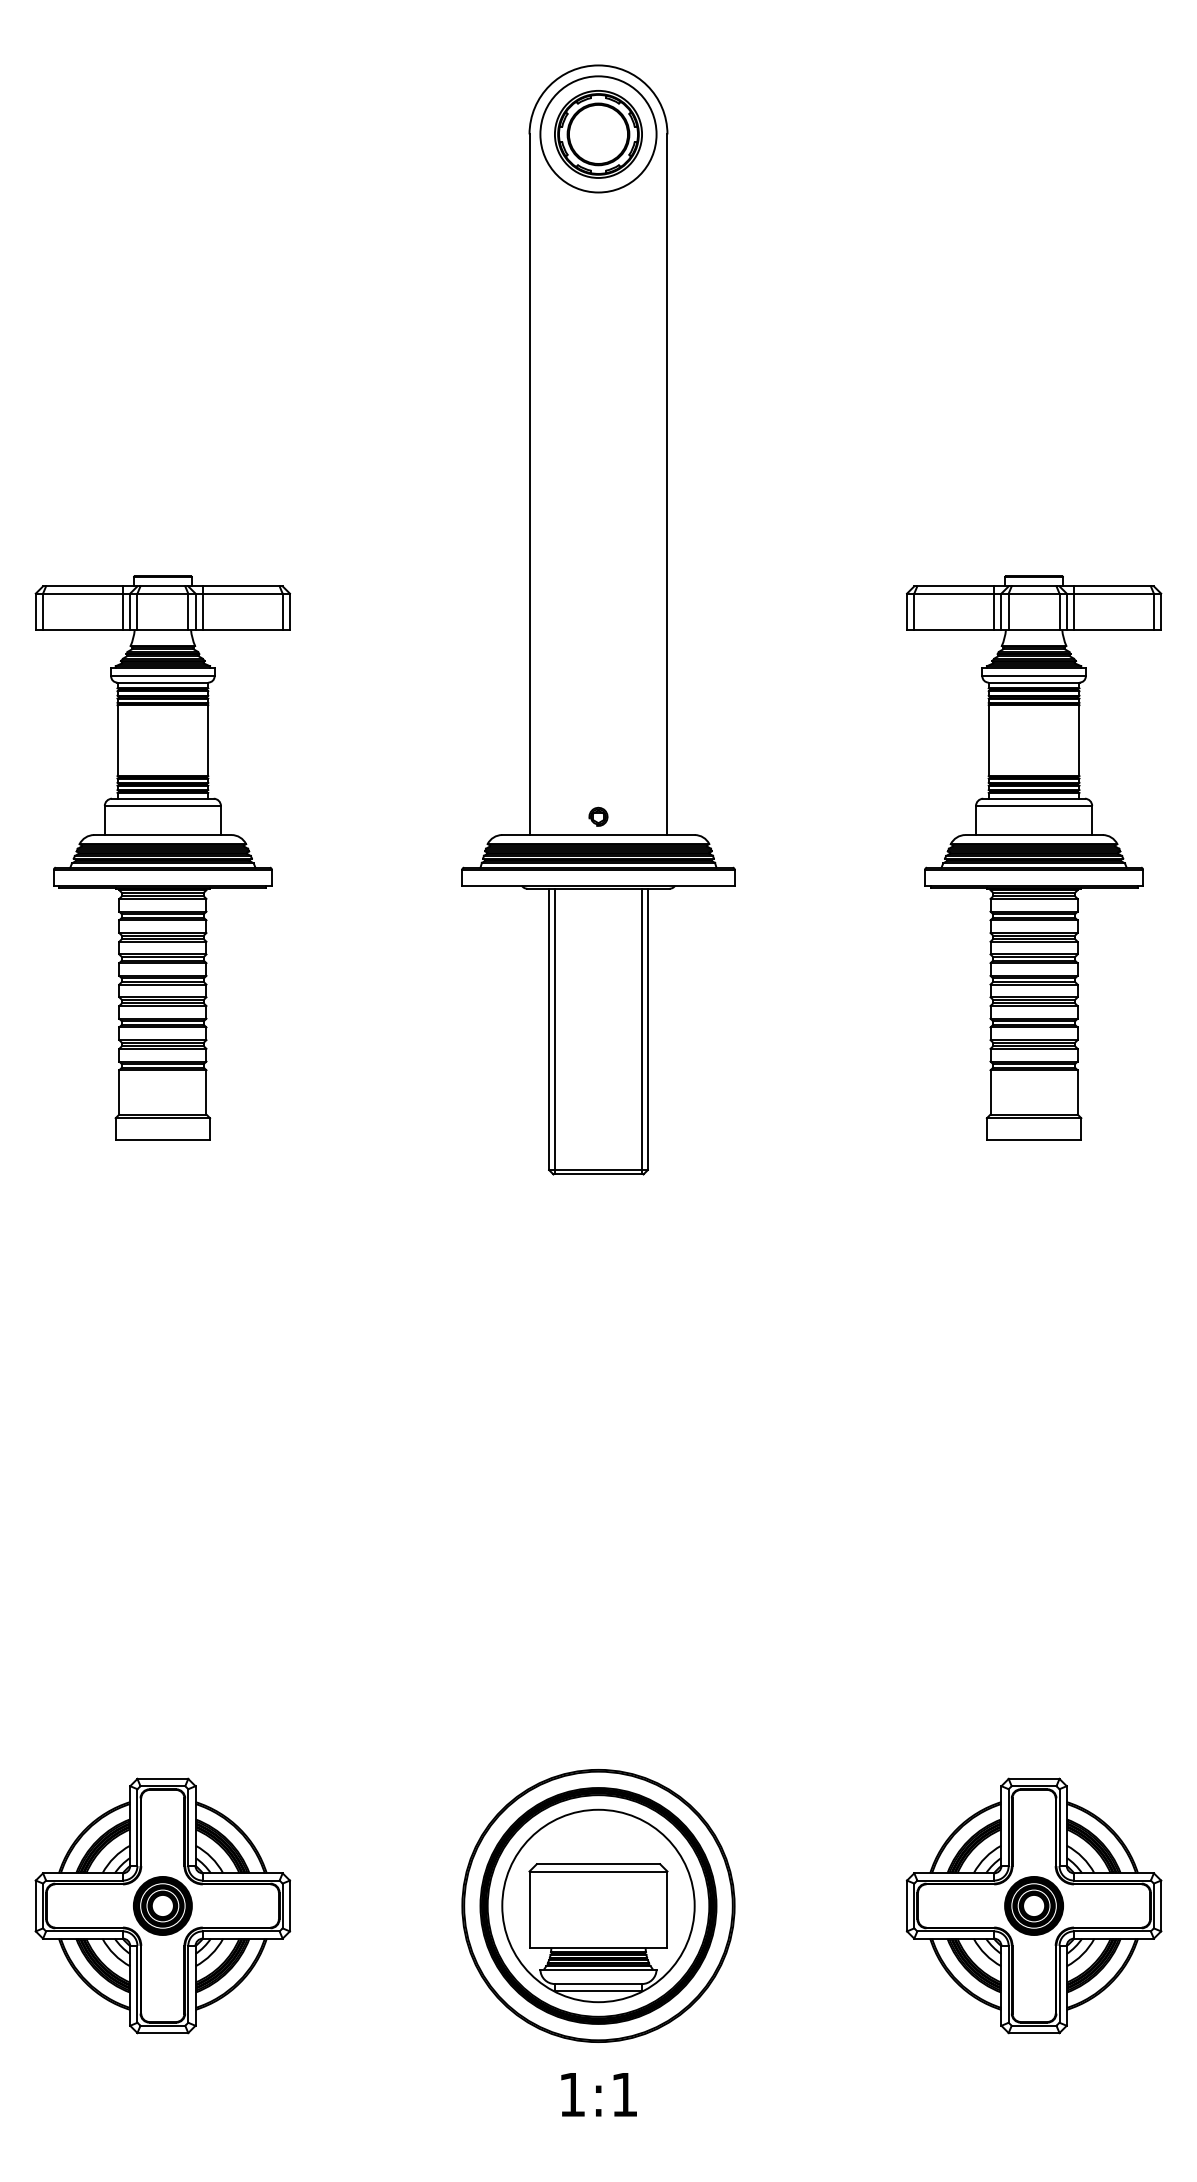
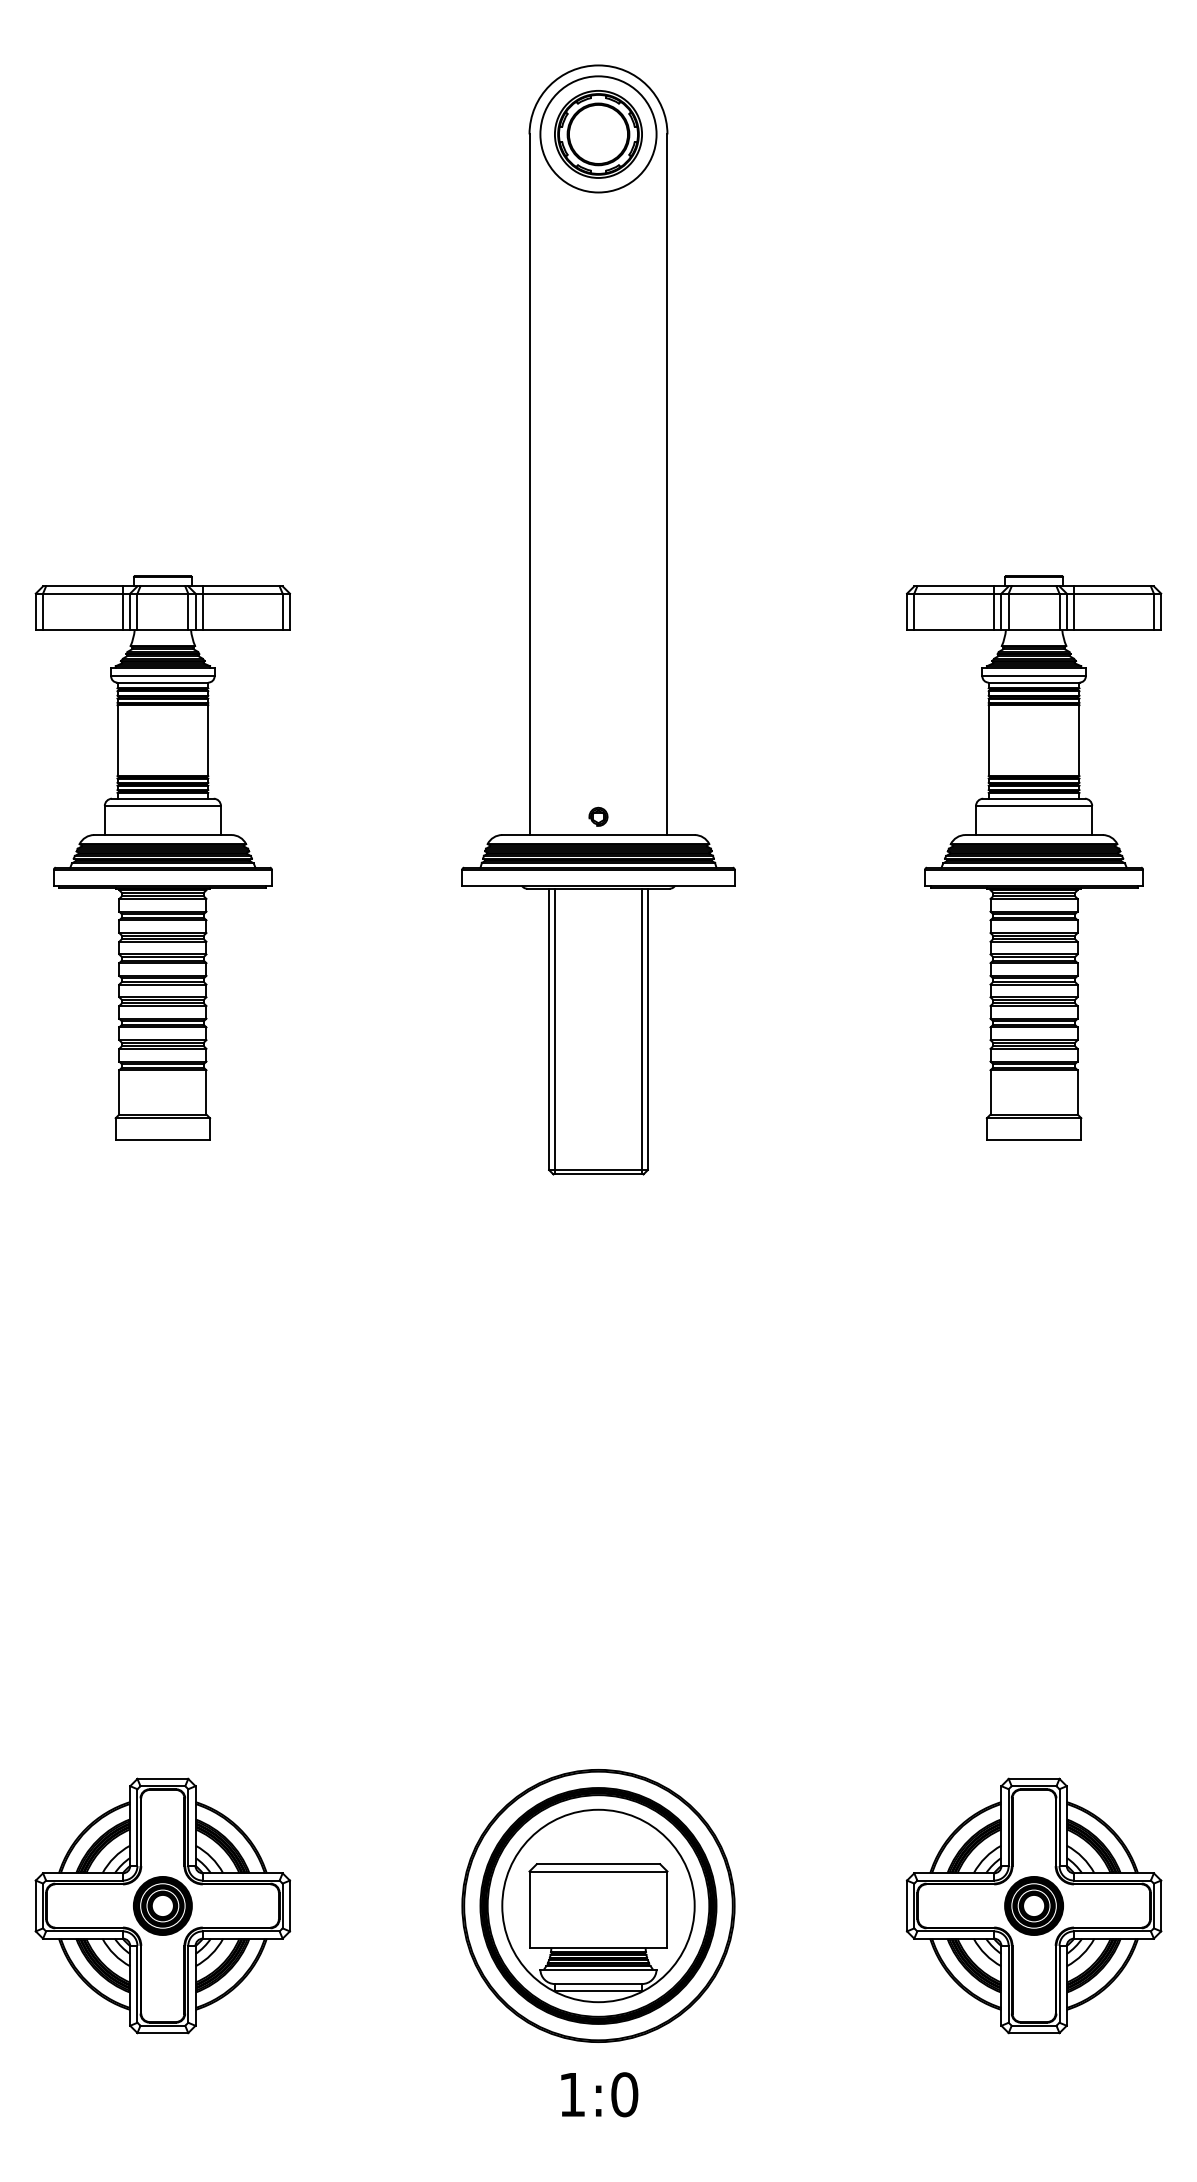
text: 1:1 -> 1:0 (624, 2094)
